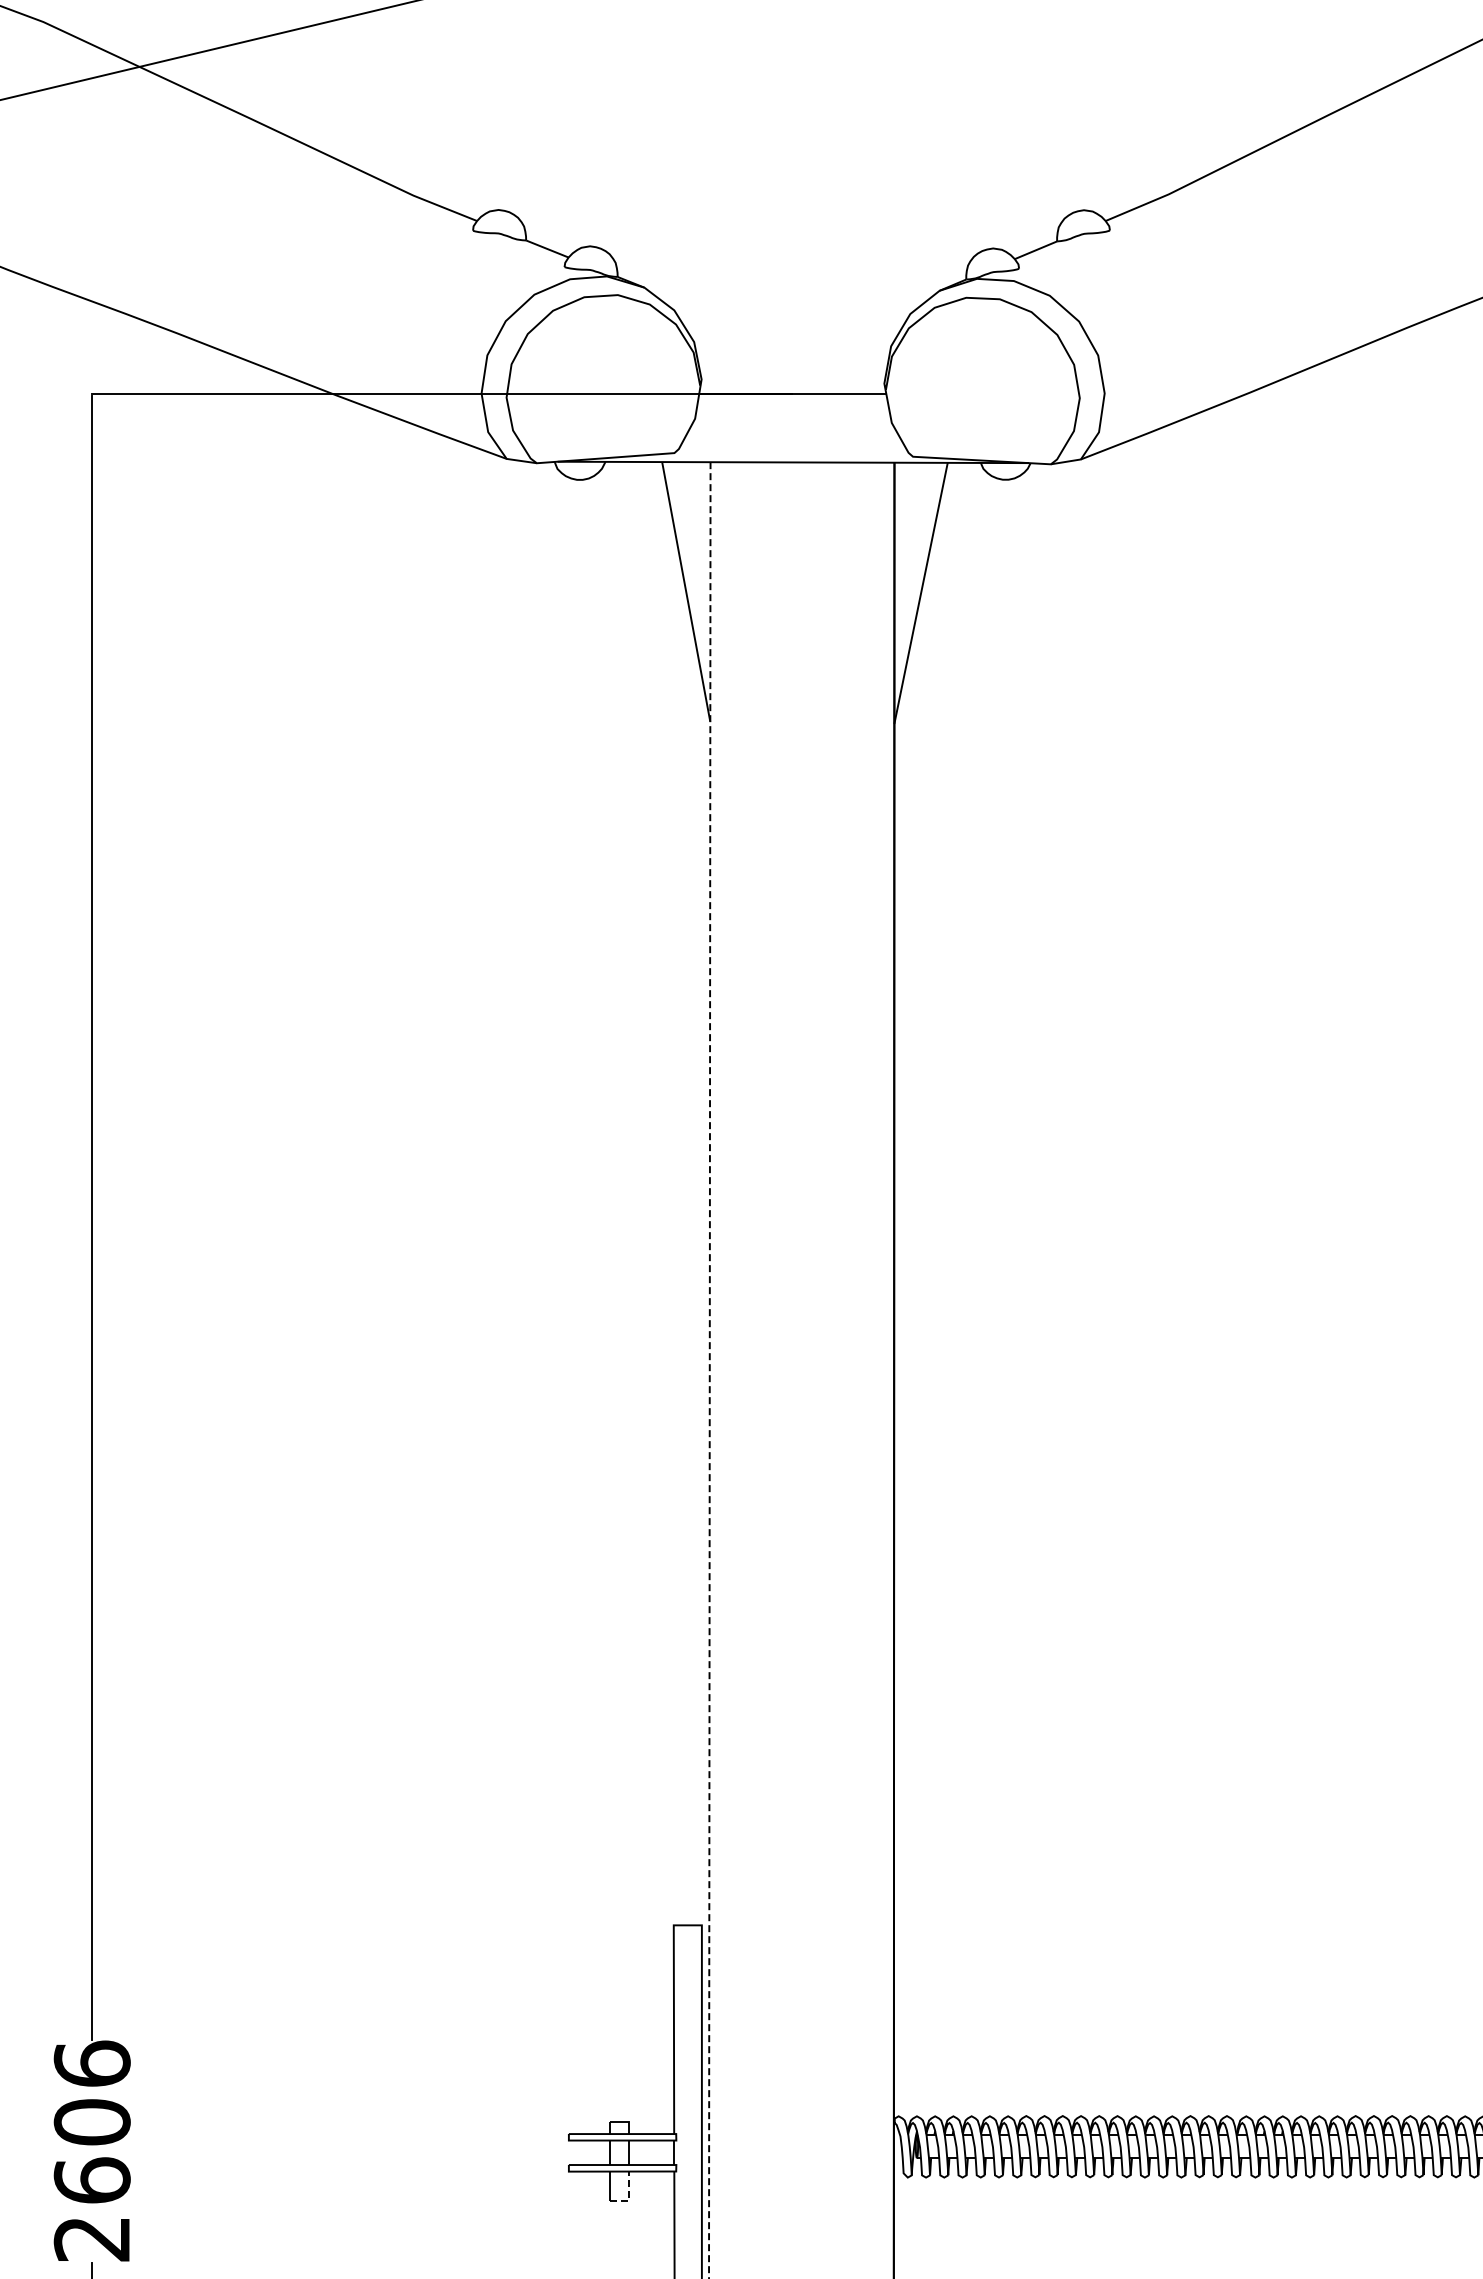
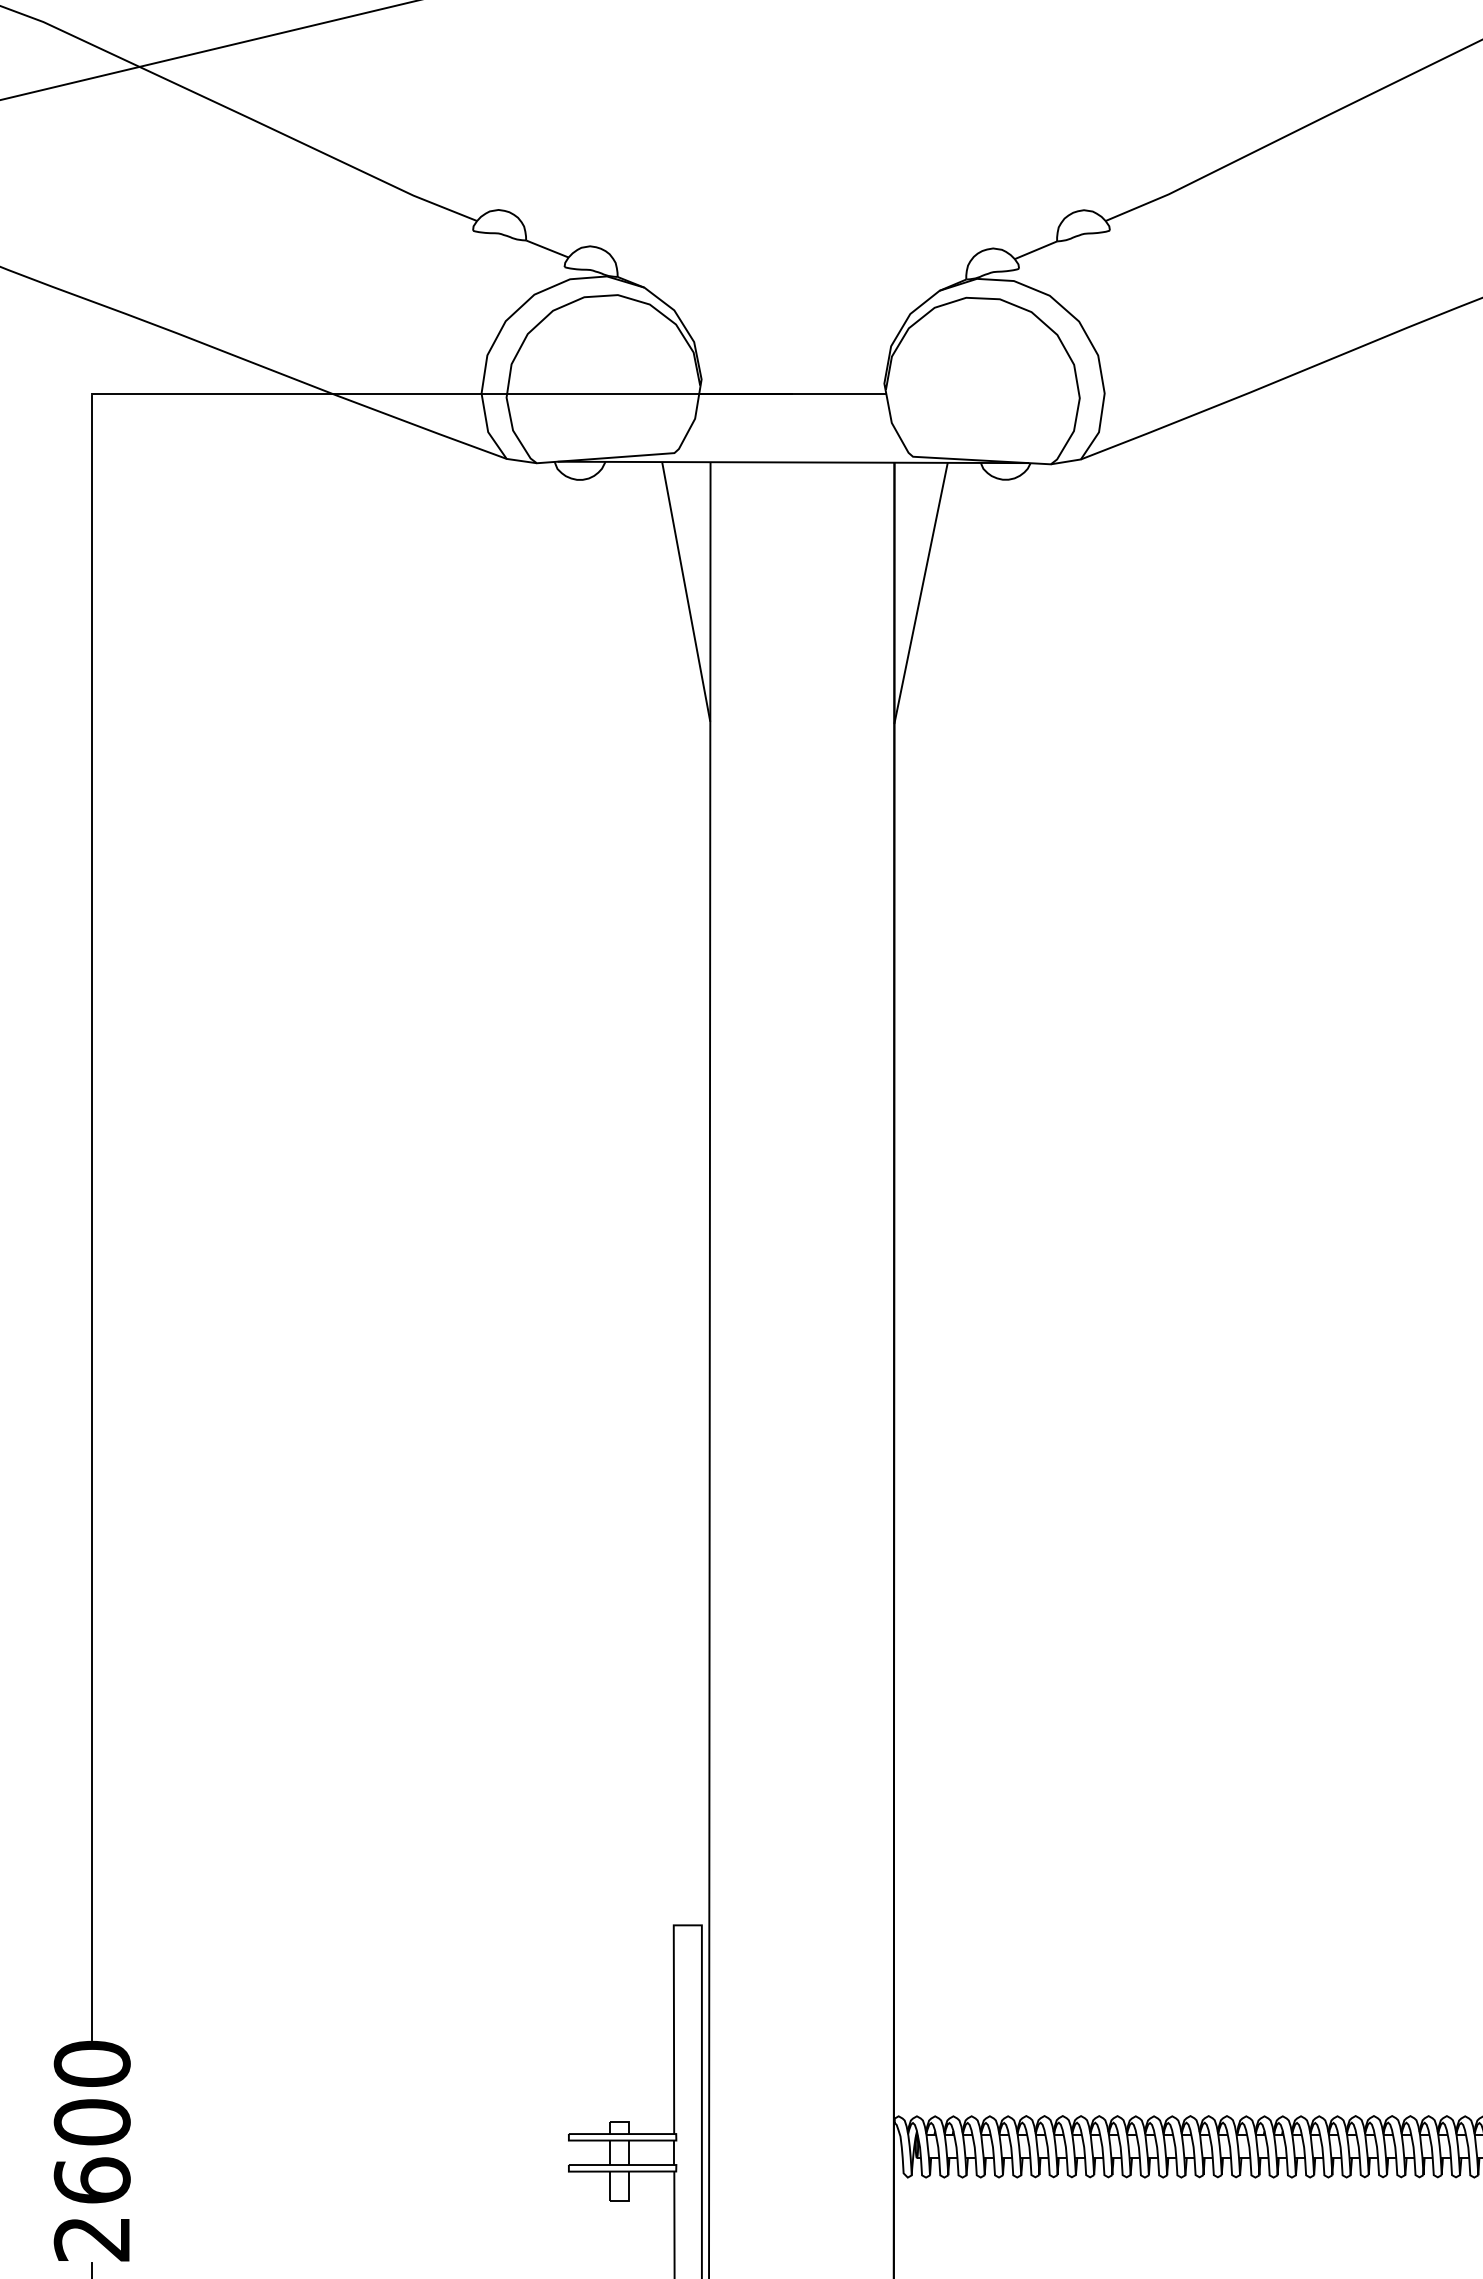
line: dashed -> solid (709, 1370)
text: 2606 -> 2600 (91, 2063)
line: dashed -> solid (628, 2195)
